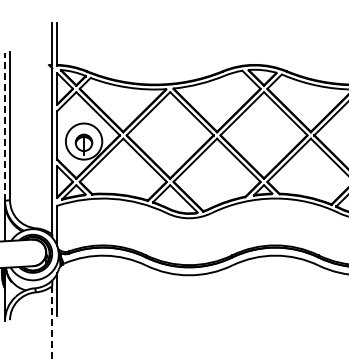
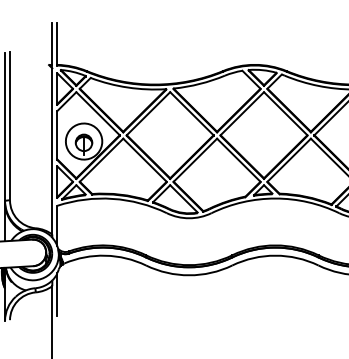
line: dashed -> solid (5, 126)
line: dashed -> solid (52, 323)
